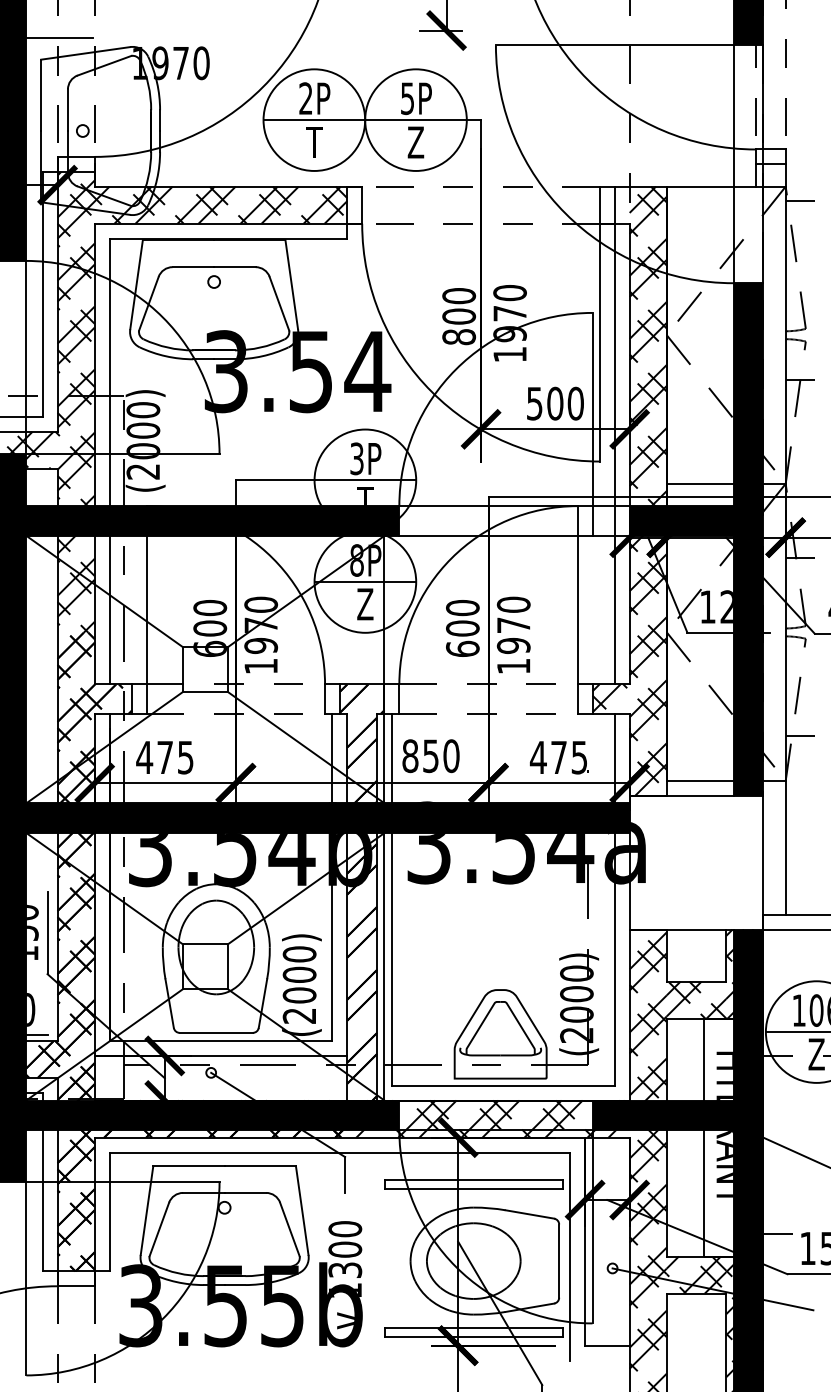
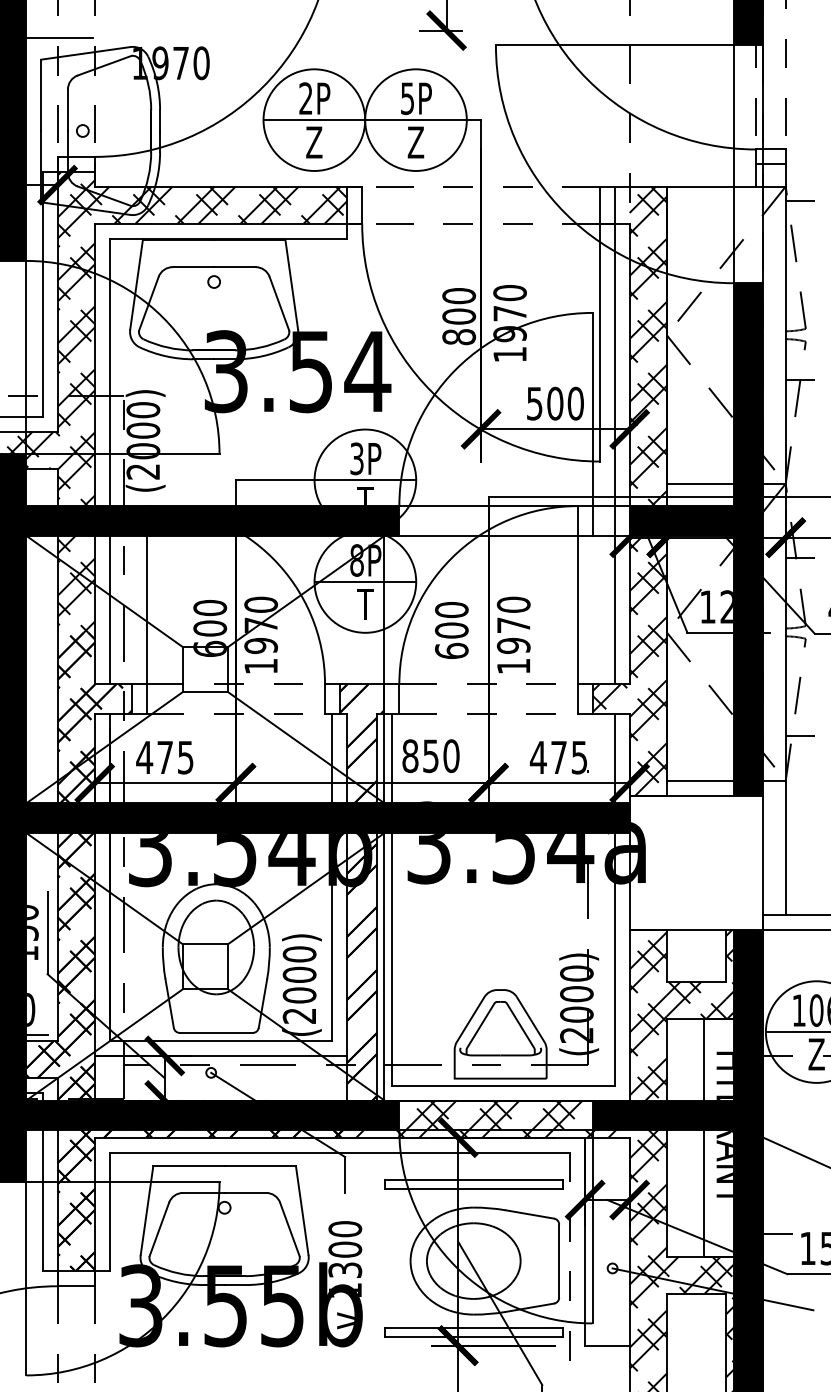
text: T -> Z (314, 142)
text: Z -> T (365, 604)
text position: (462, 628) -> (451, 630) (451, 630)
line: solid -> dashed (570, 1256)
